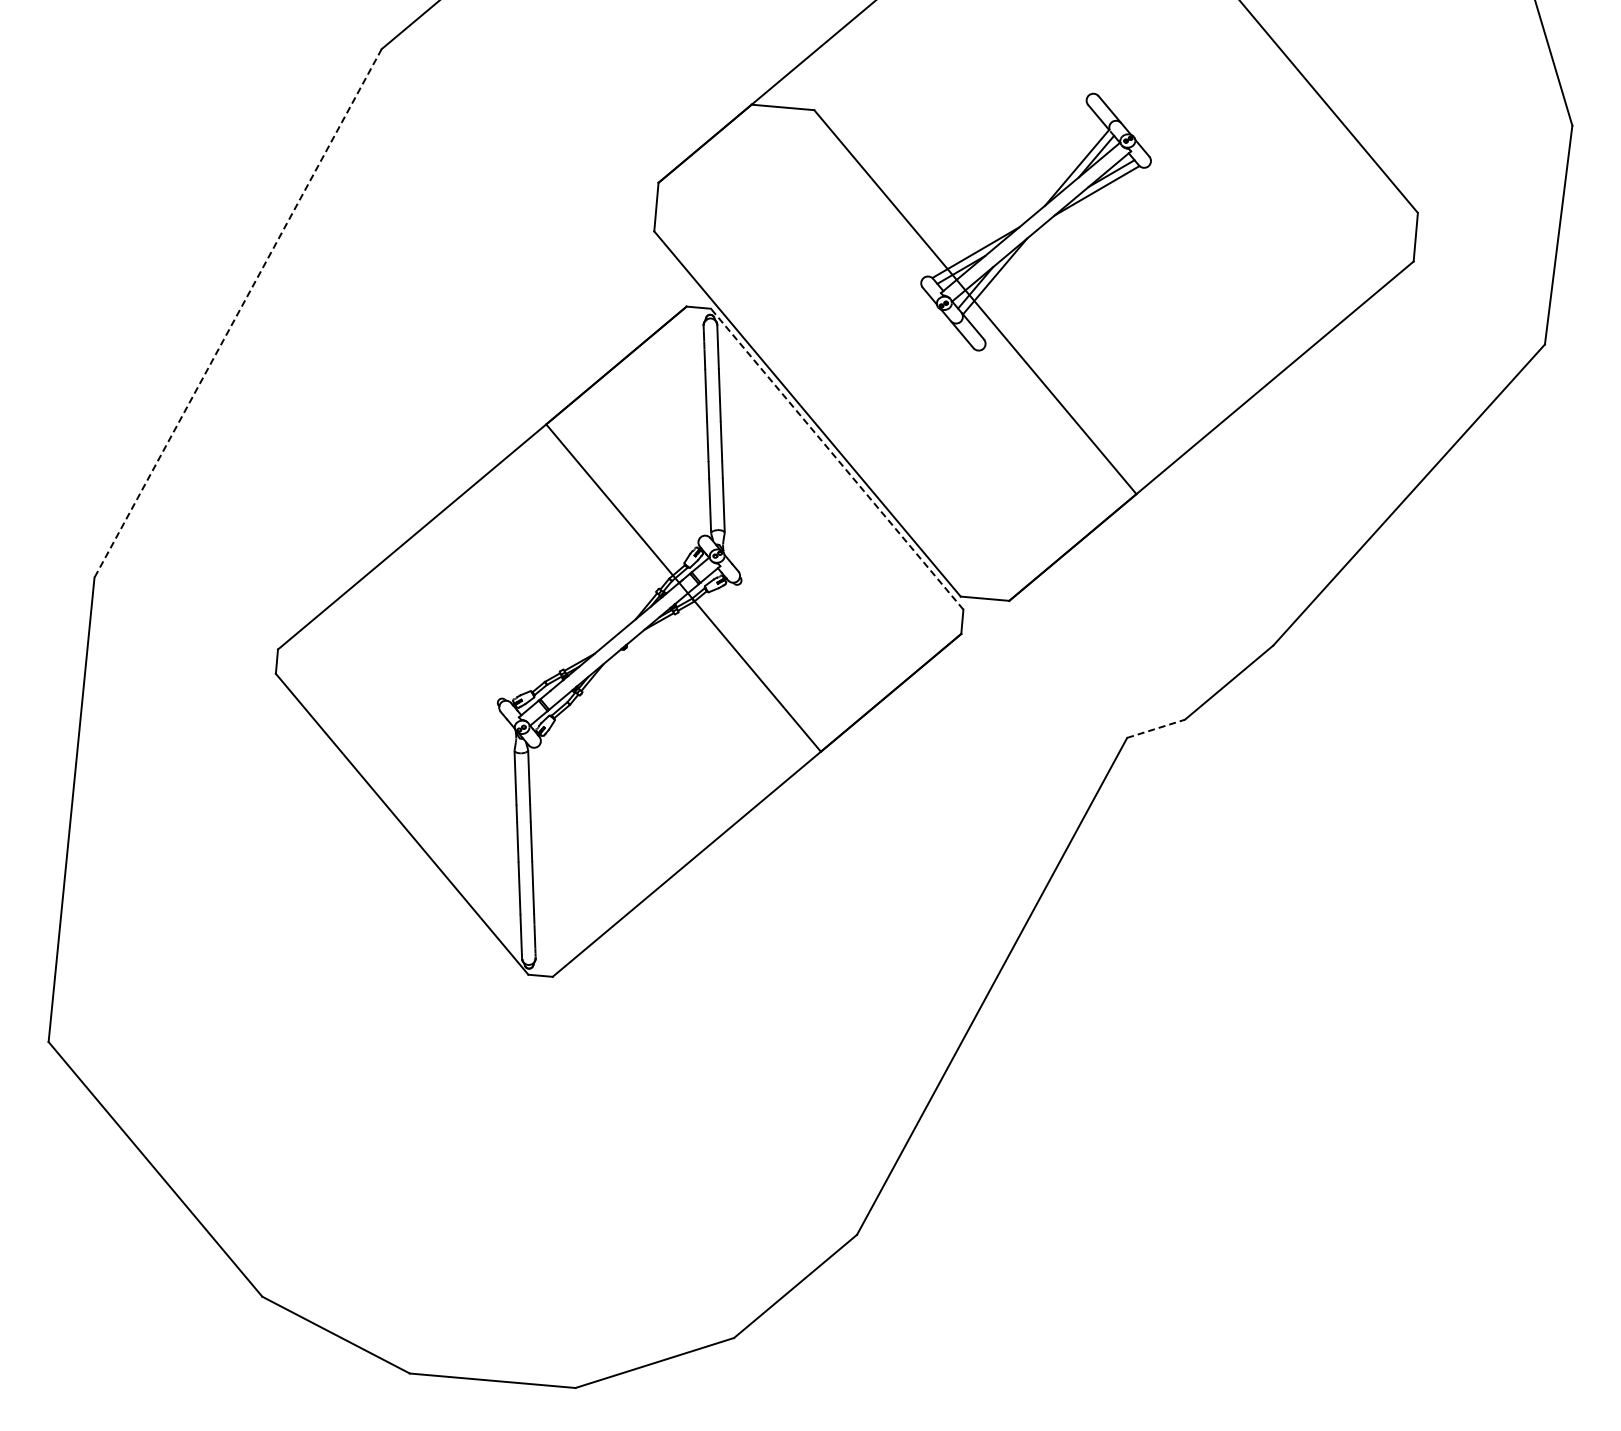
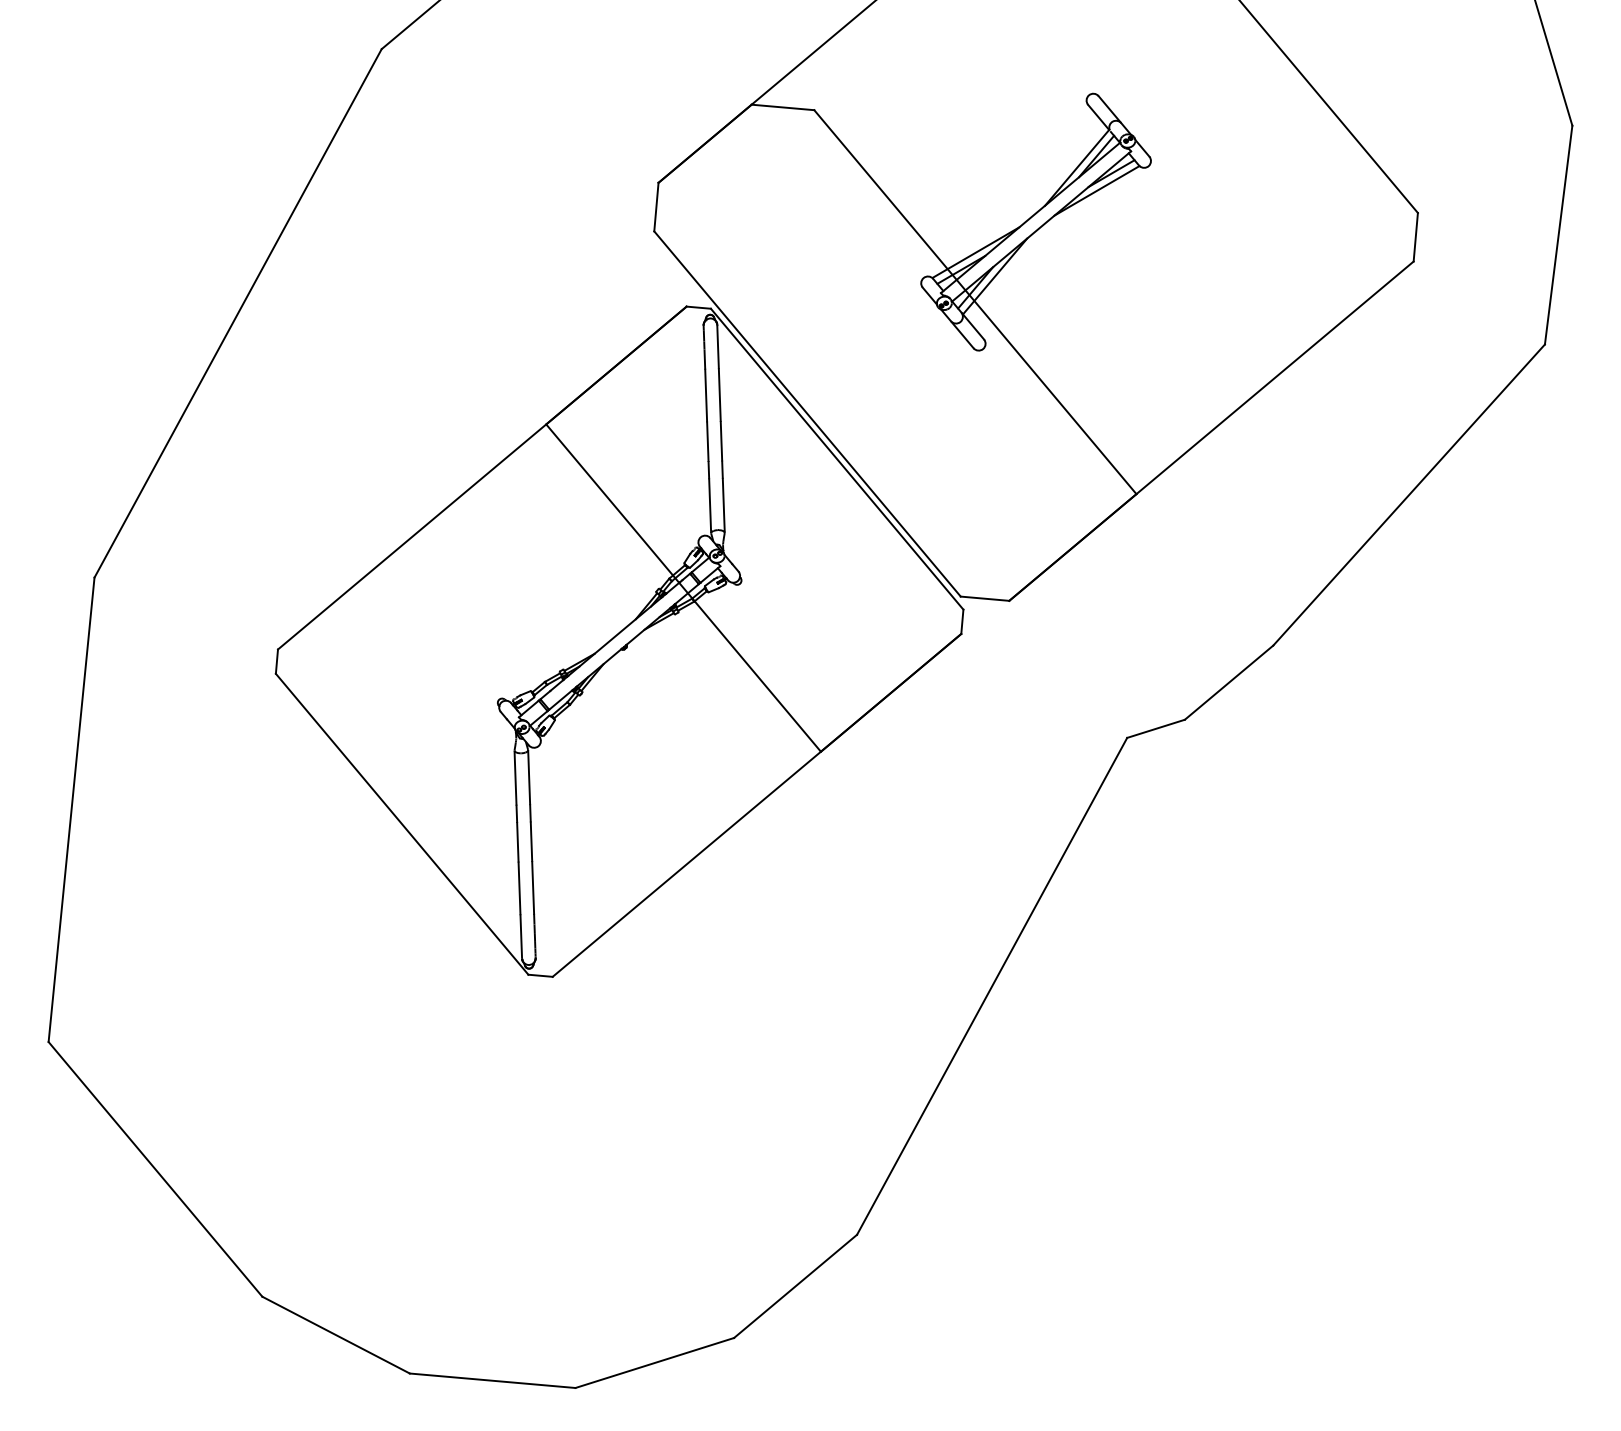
line: dashed -> solid (238, 313)
line: dashed -> solid (836, 458)
line: dashed -> solid (1156, 728)
